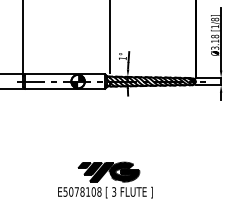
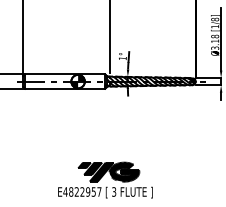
text: E5078108 -> E4822957 (82, 191)
